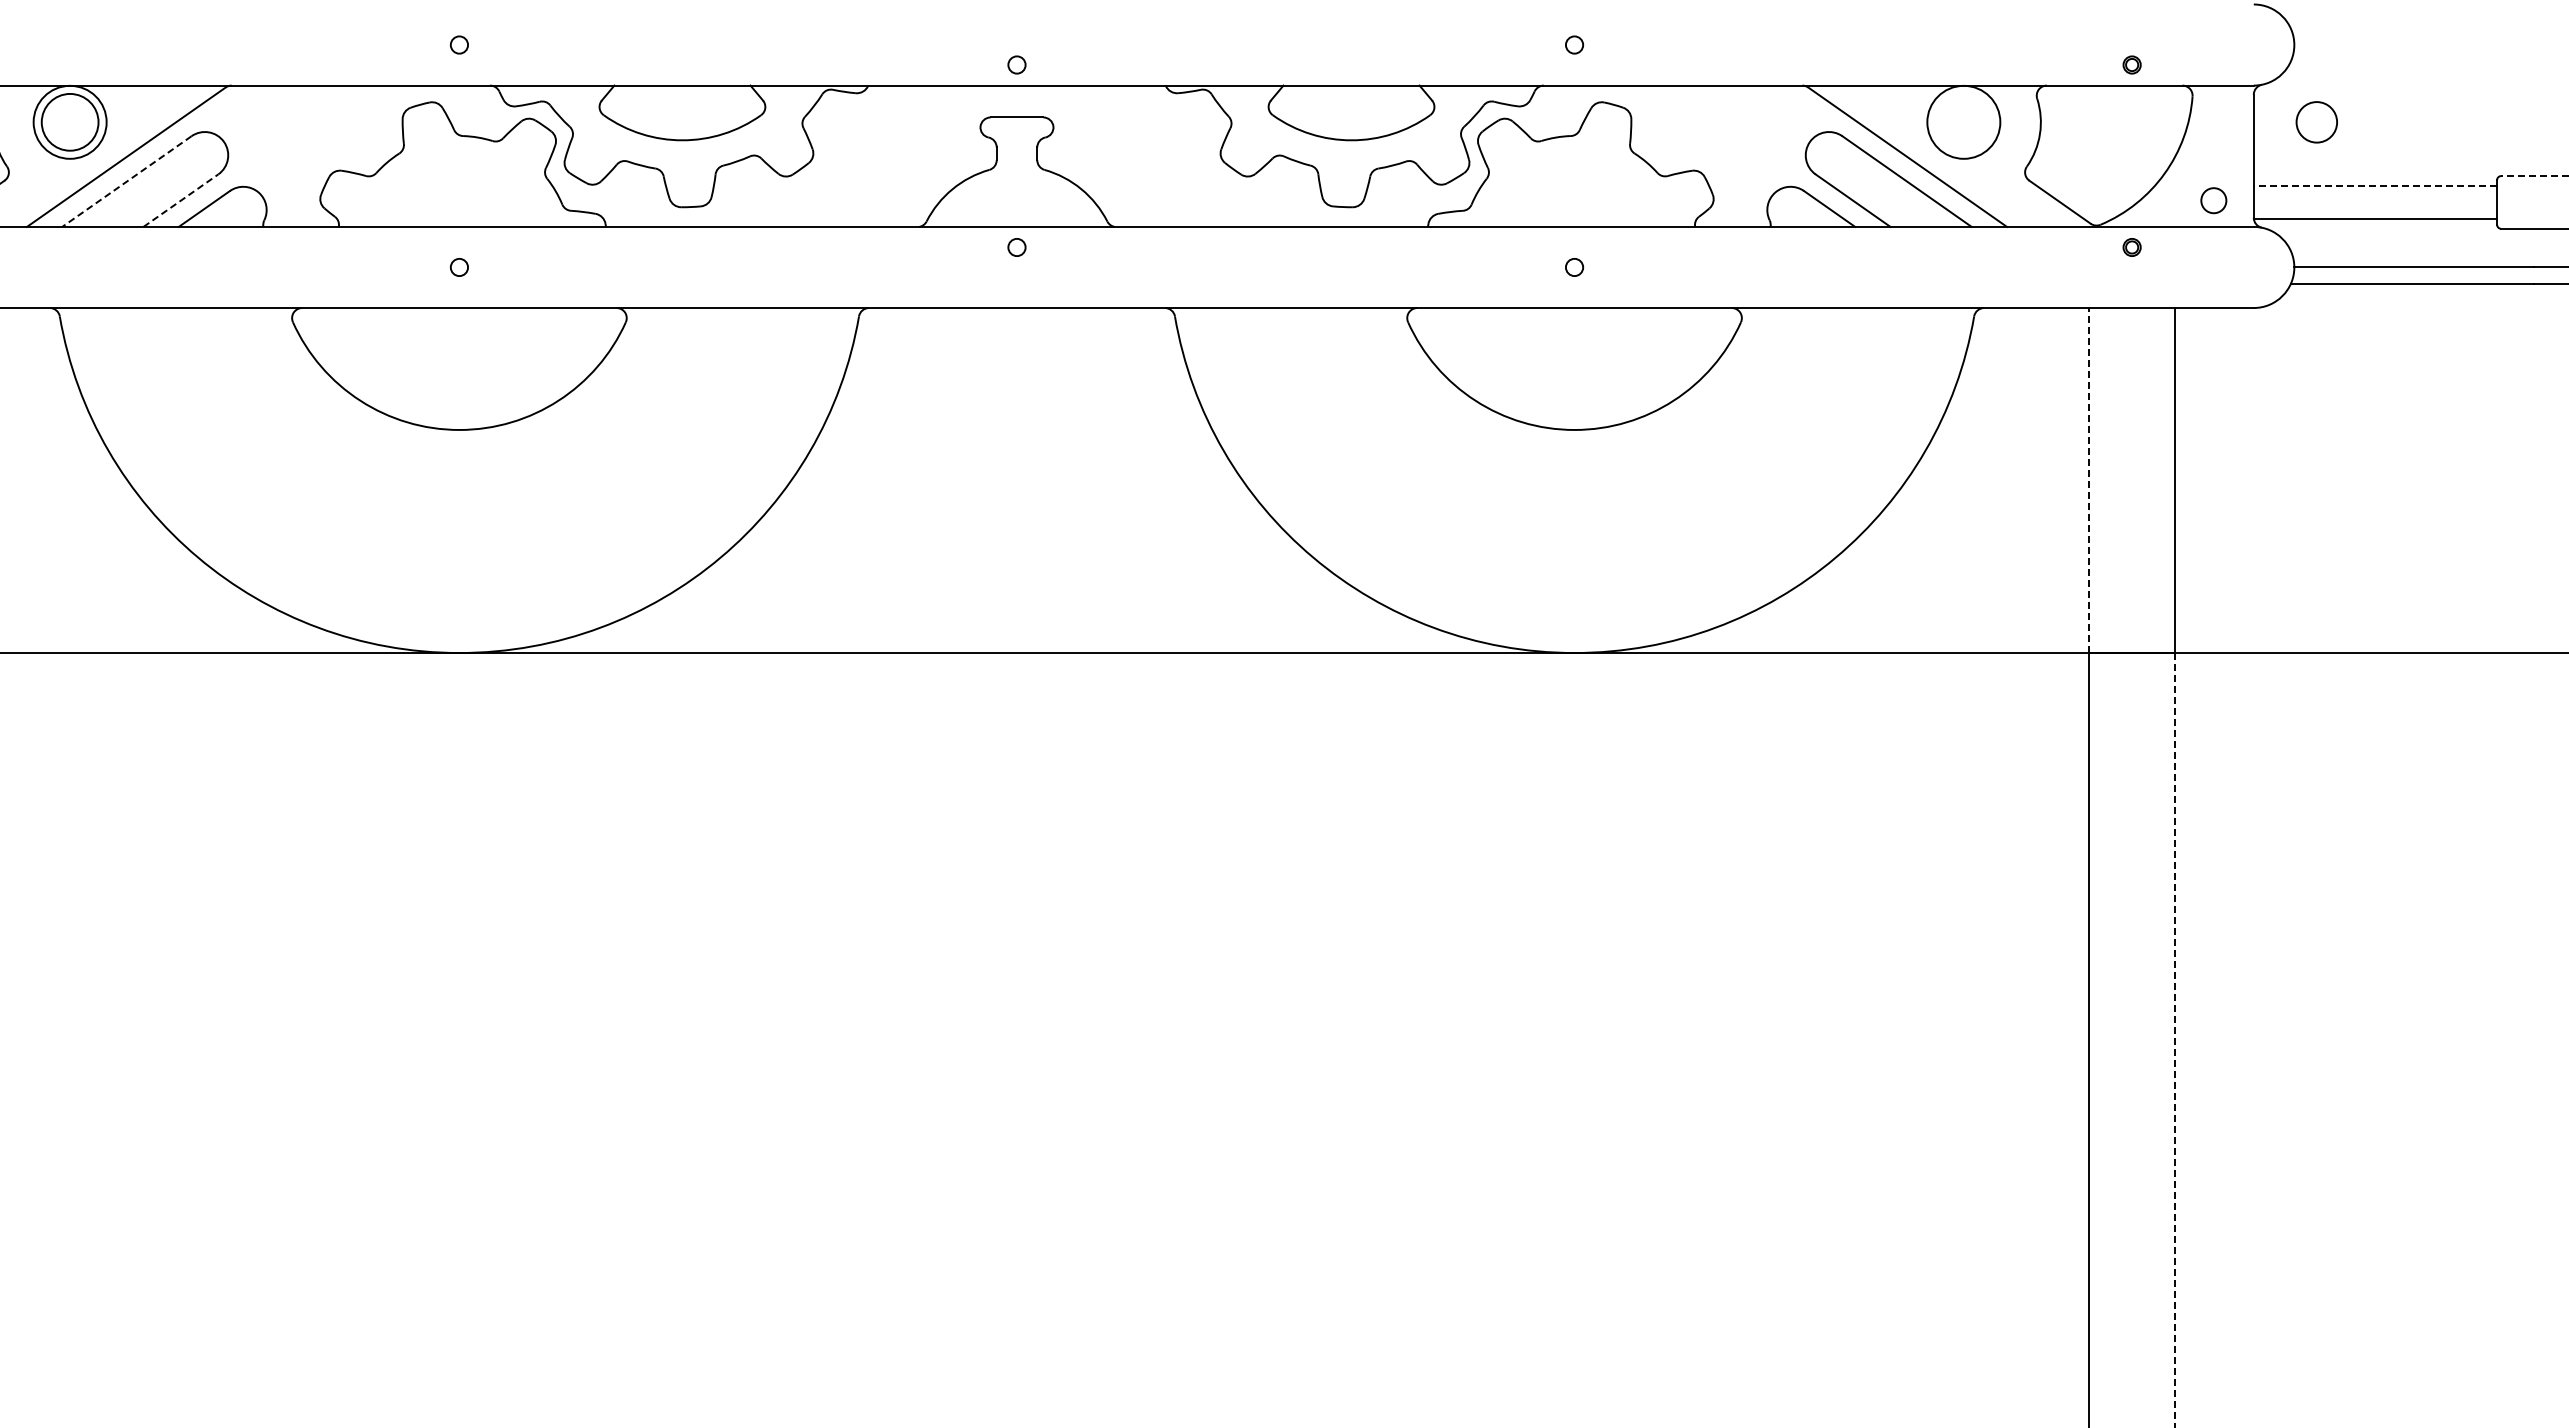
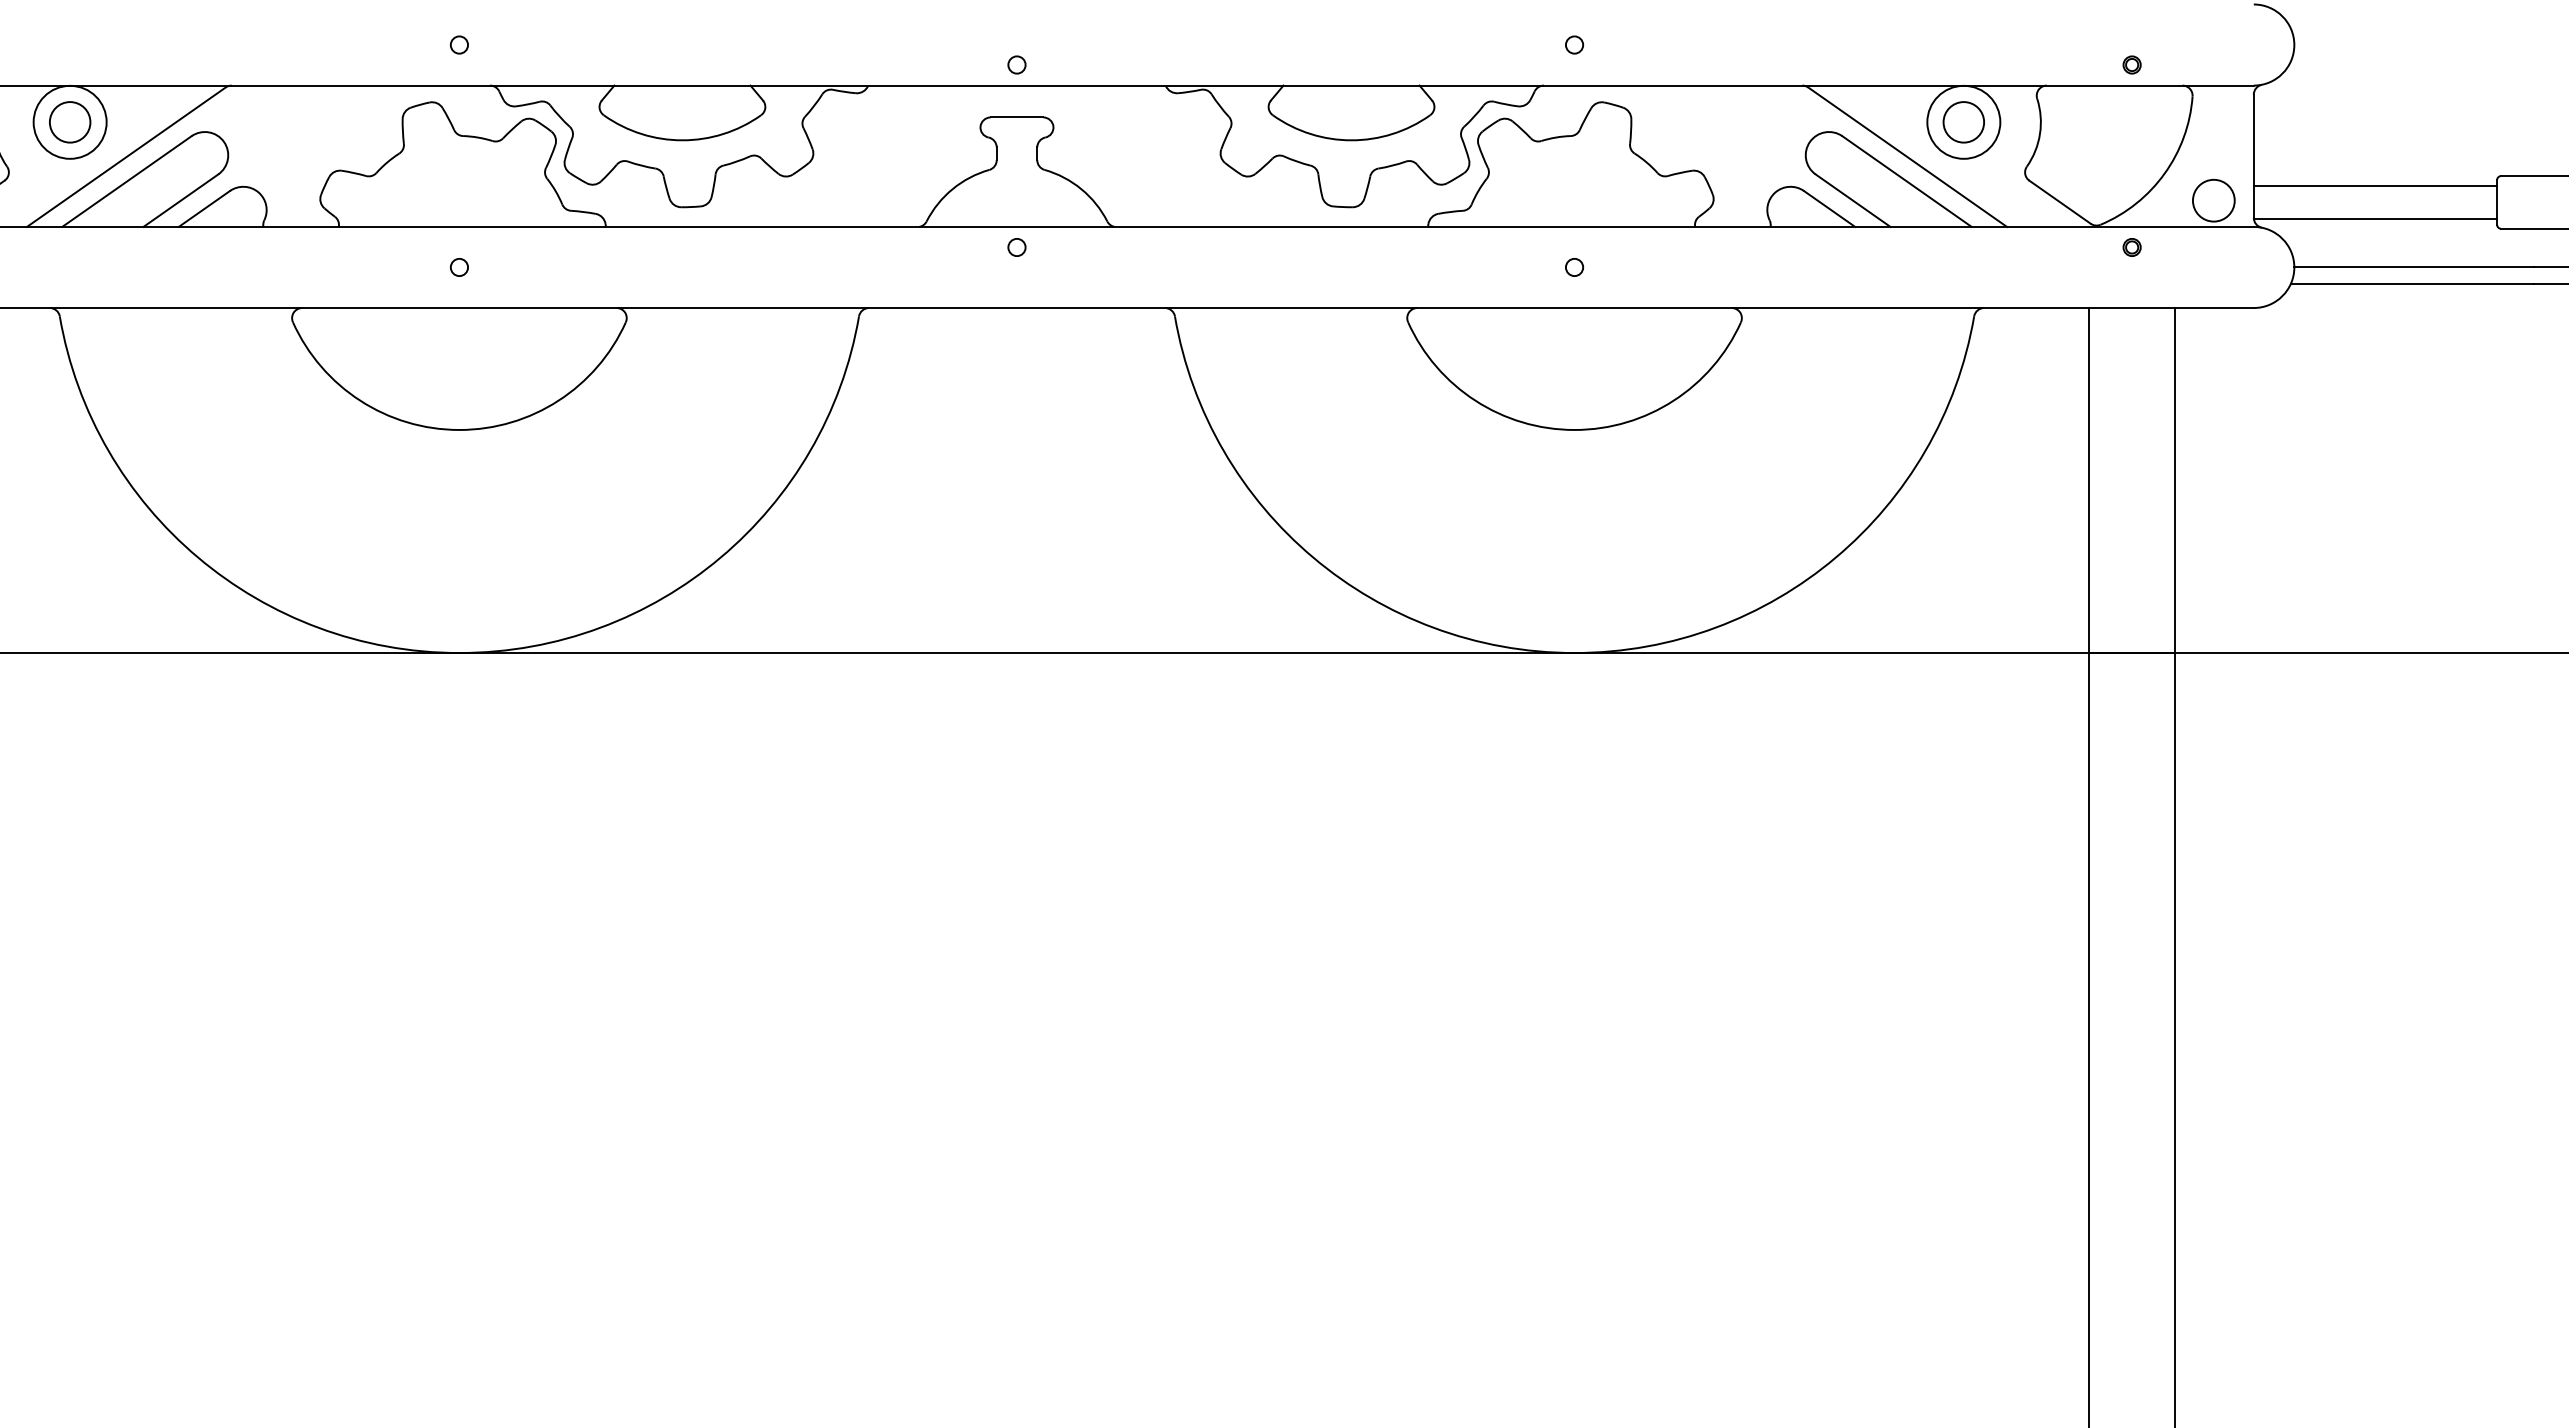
circle diameter: 57 px -> 41 px (69, 122)
circle position: (2316, 122) -> (1963, 122) (1963, 122)
line: dashed -> solid (2534, 176)
line: dashed -> solid (126, 181)
line: dashed -> solid (2375, 186)
line: dashed -> solid (180, 200)
circle diameter: 25 px -> 42 px (2213, 200)
line: dashed -> solid (2089, 480)
line: dashed -> solid (2175, 1039)
